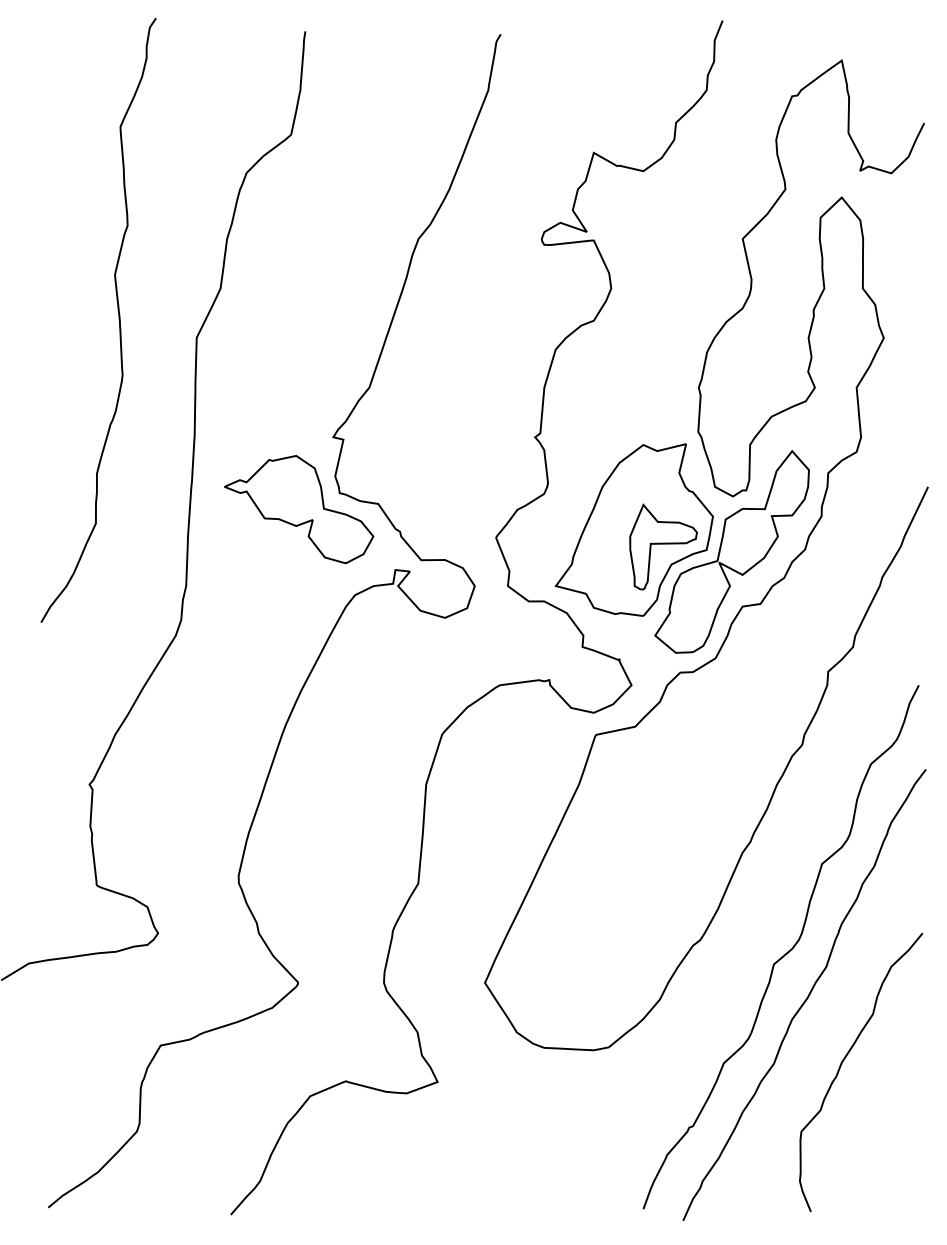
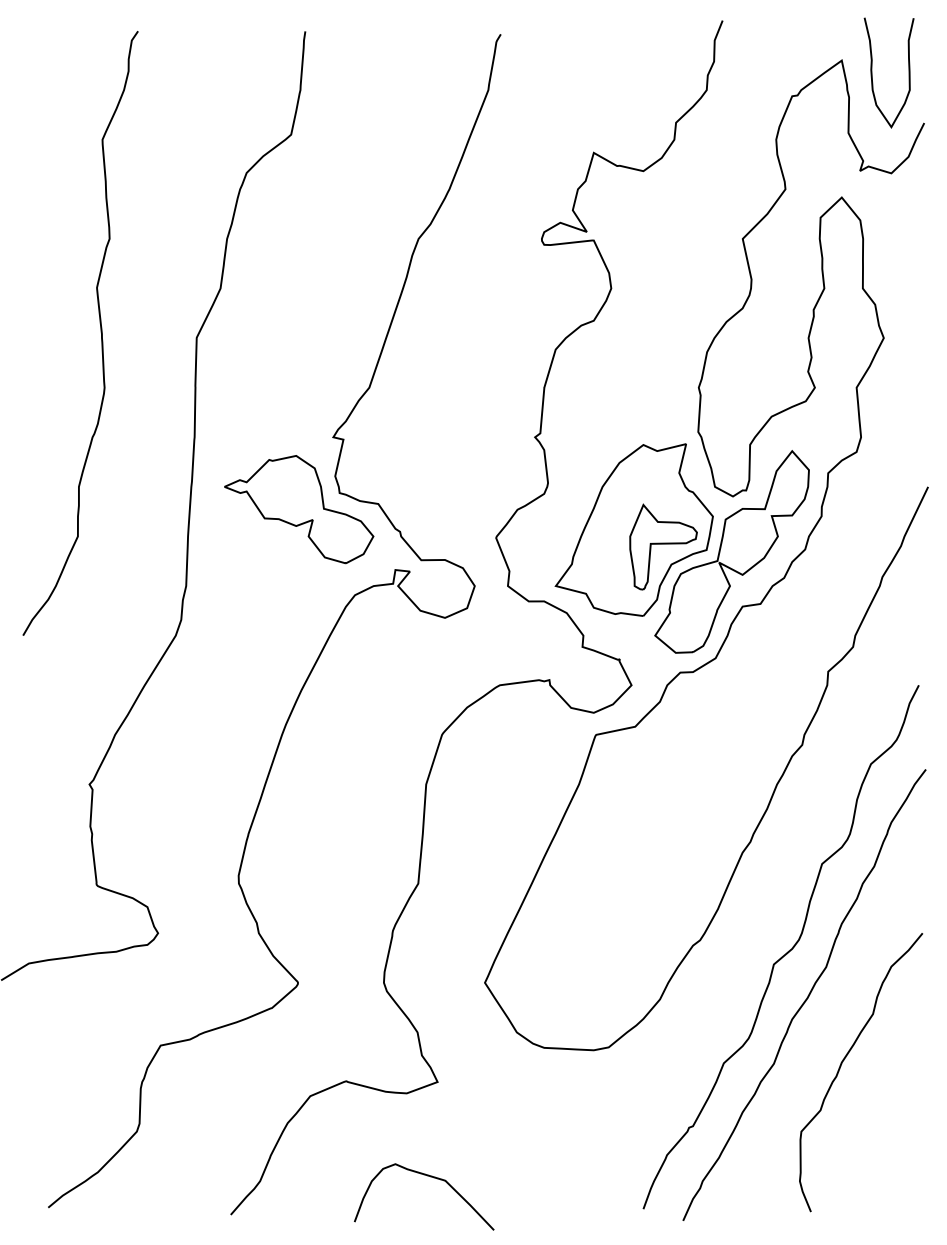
curve: none -> present (872, 72)
curve position: (118, 319) -> (100, 332) (100, 332)
curve: none -> present (430, 1177)
